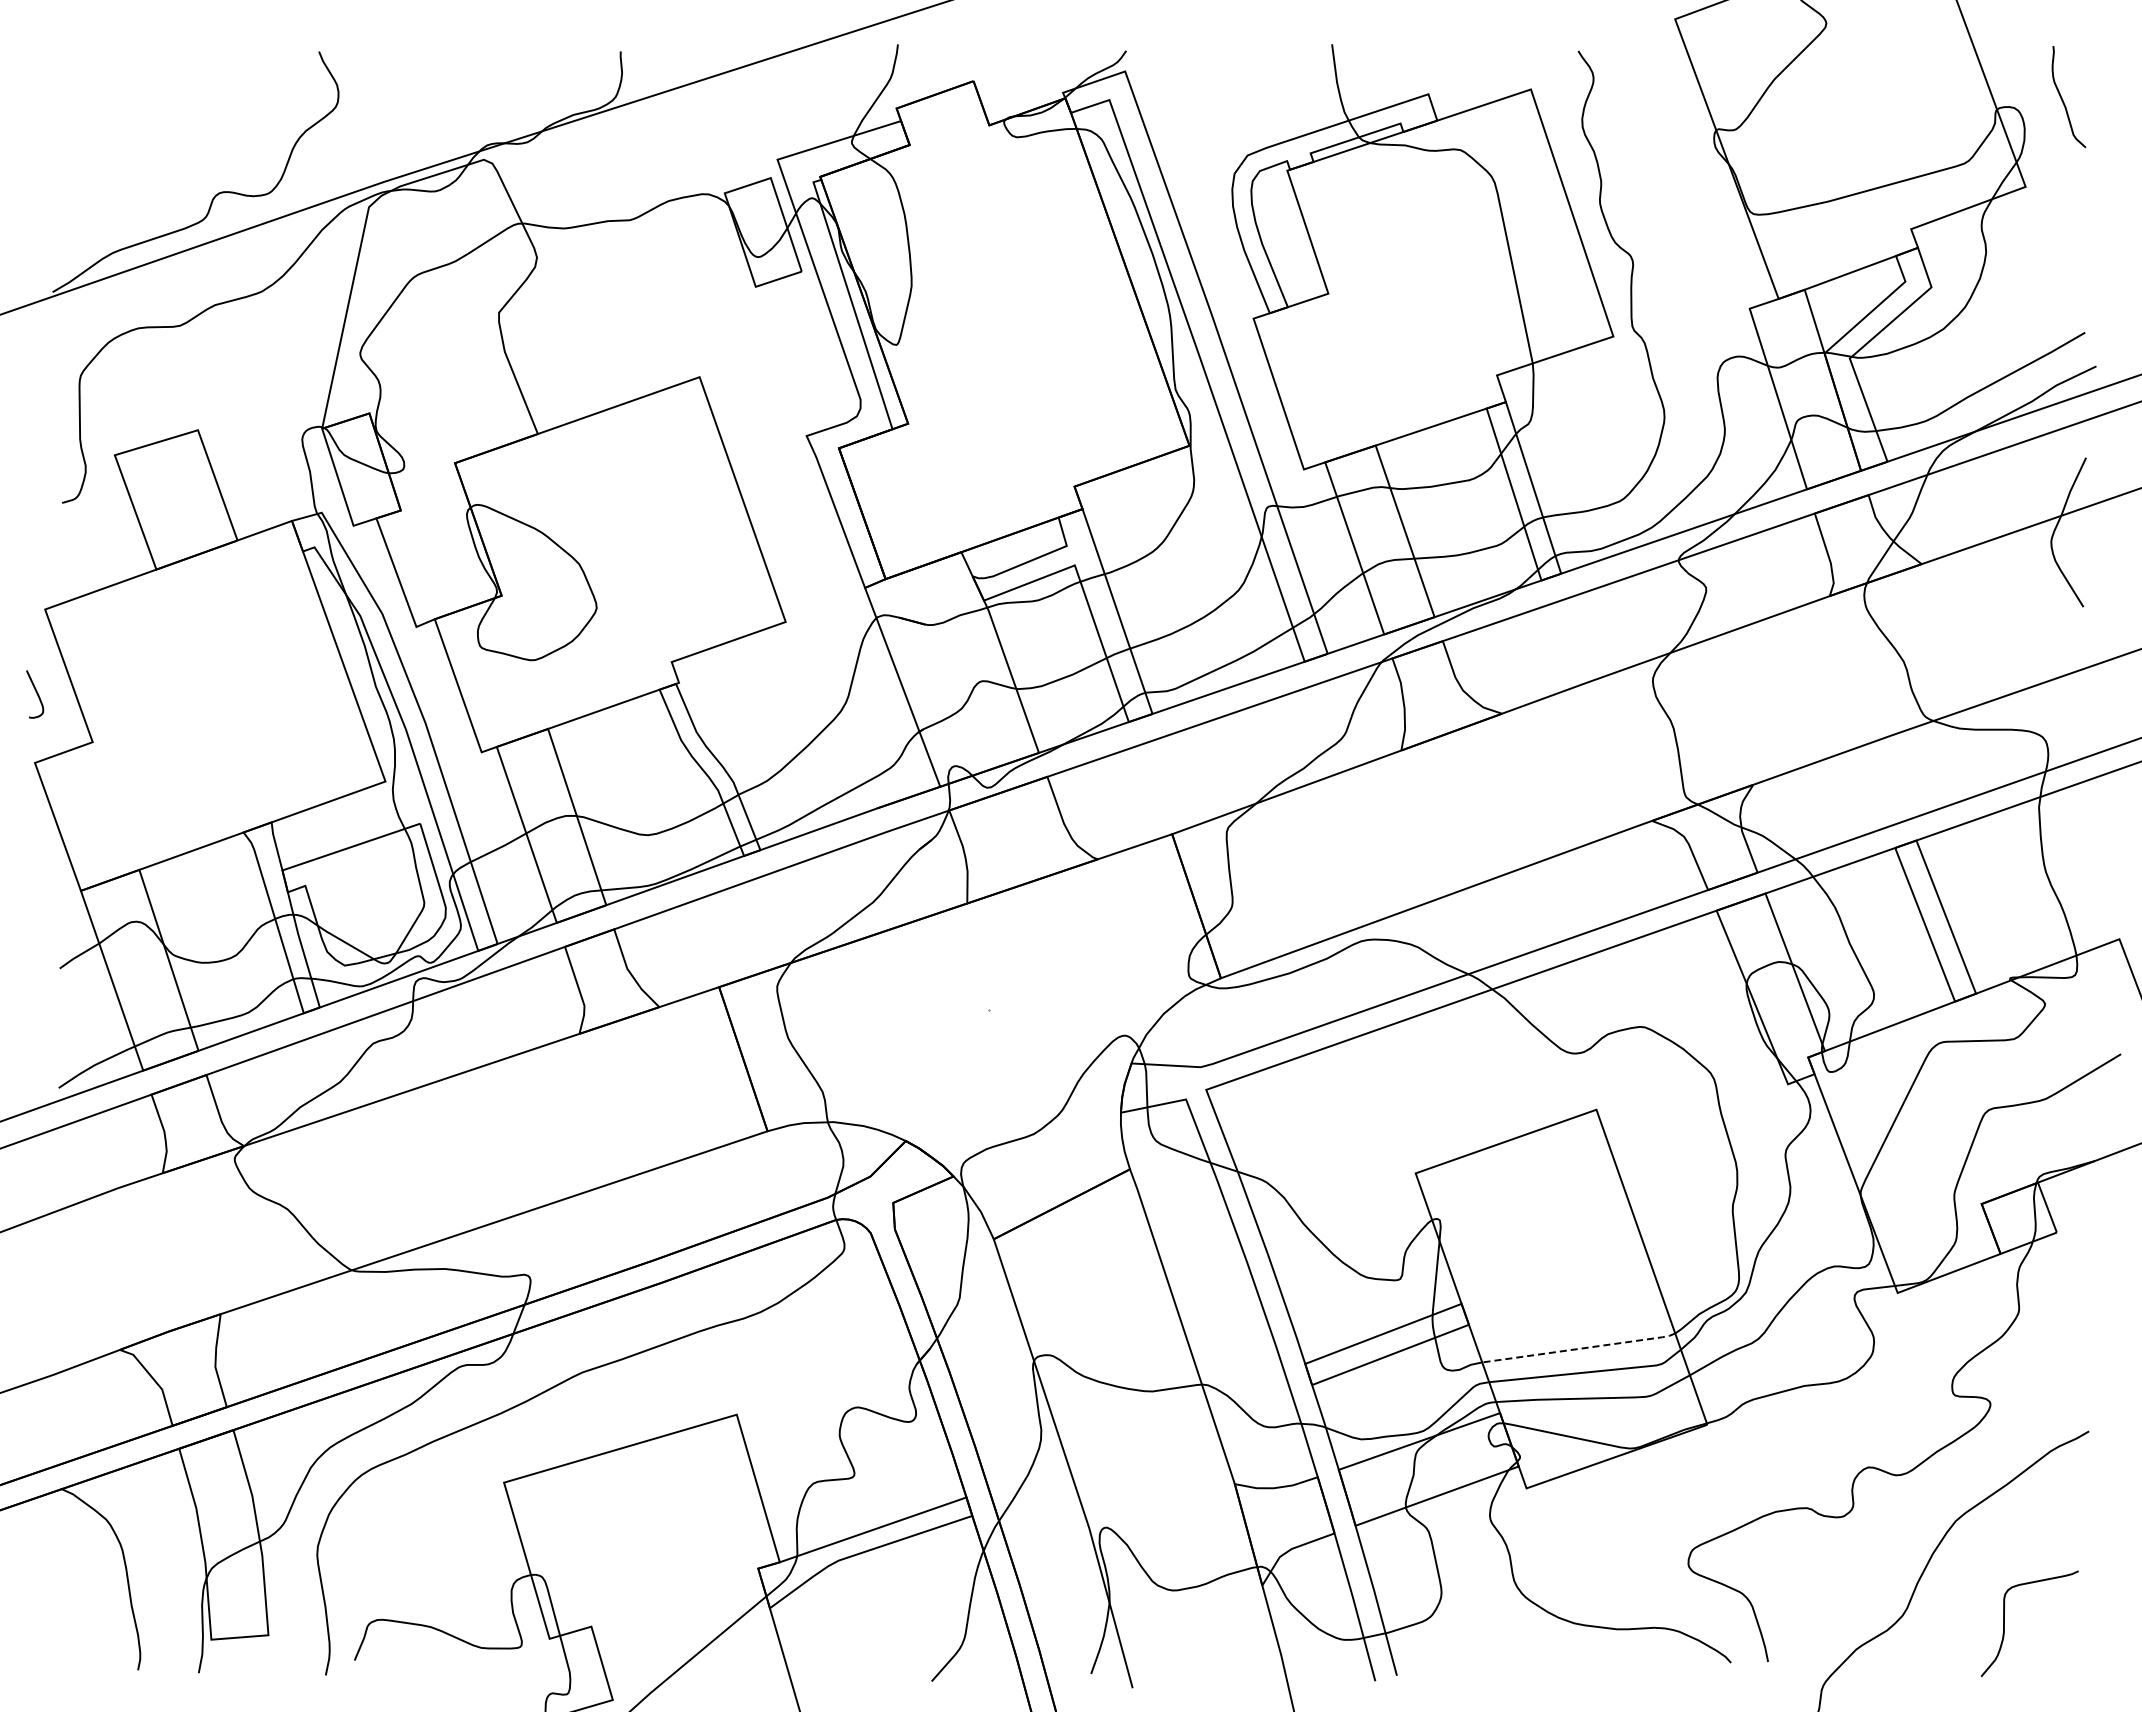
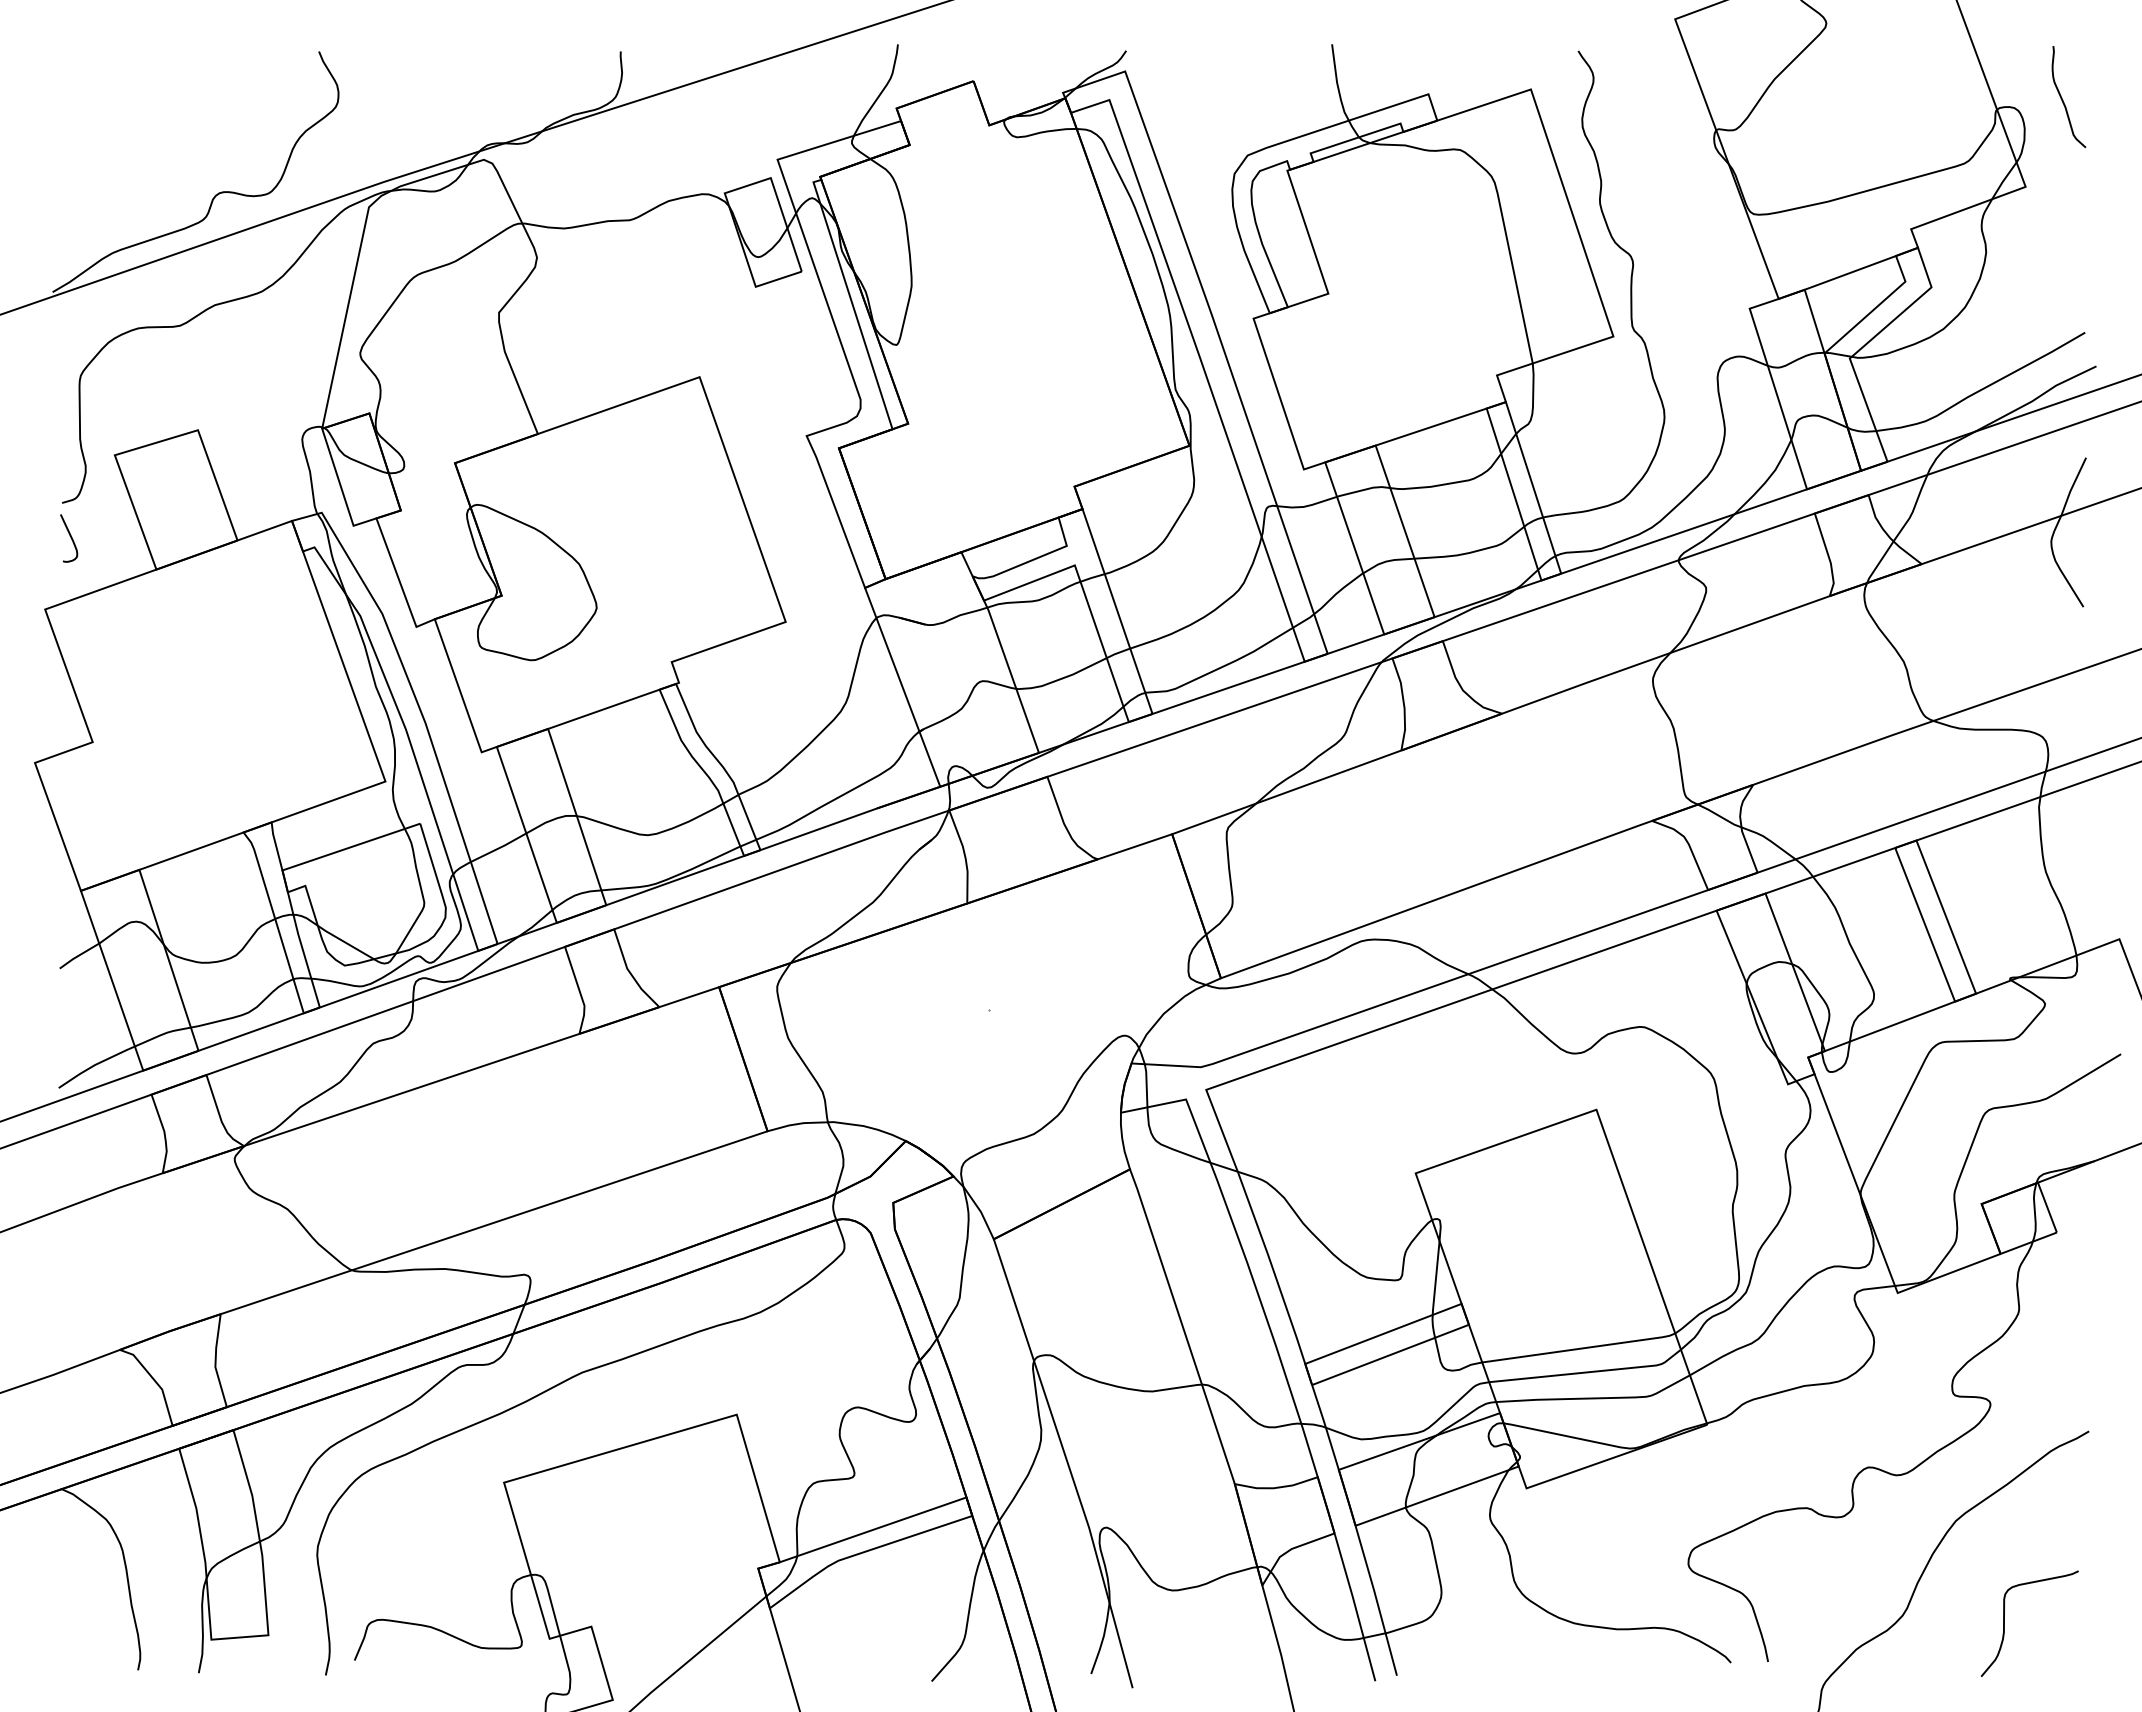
curve position: (36, 694) -> (70, 538) (70, 538)
line: dashed -> solid (1580, 1348)
